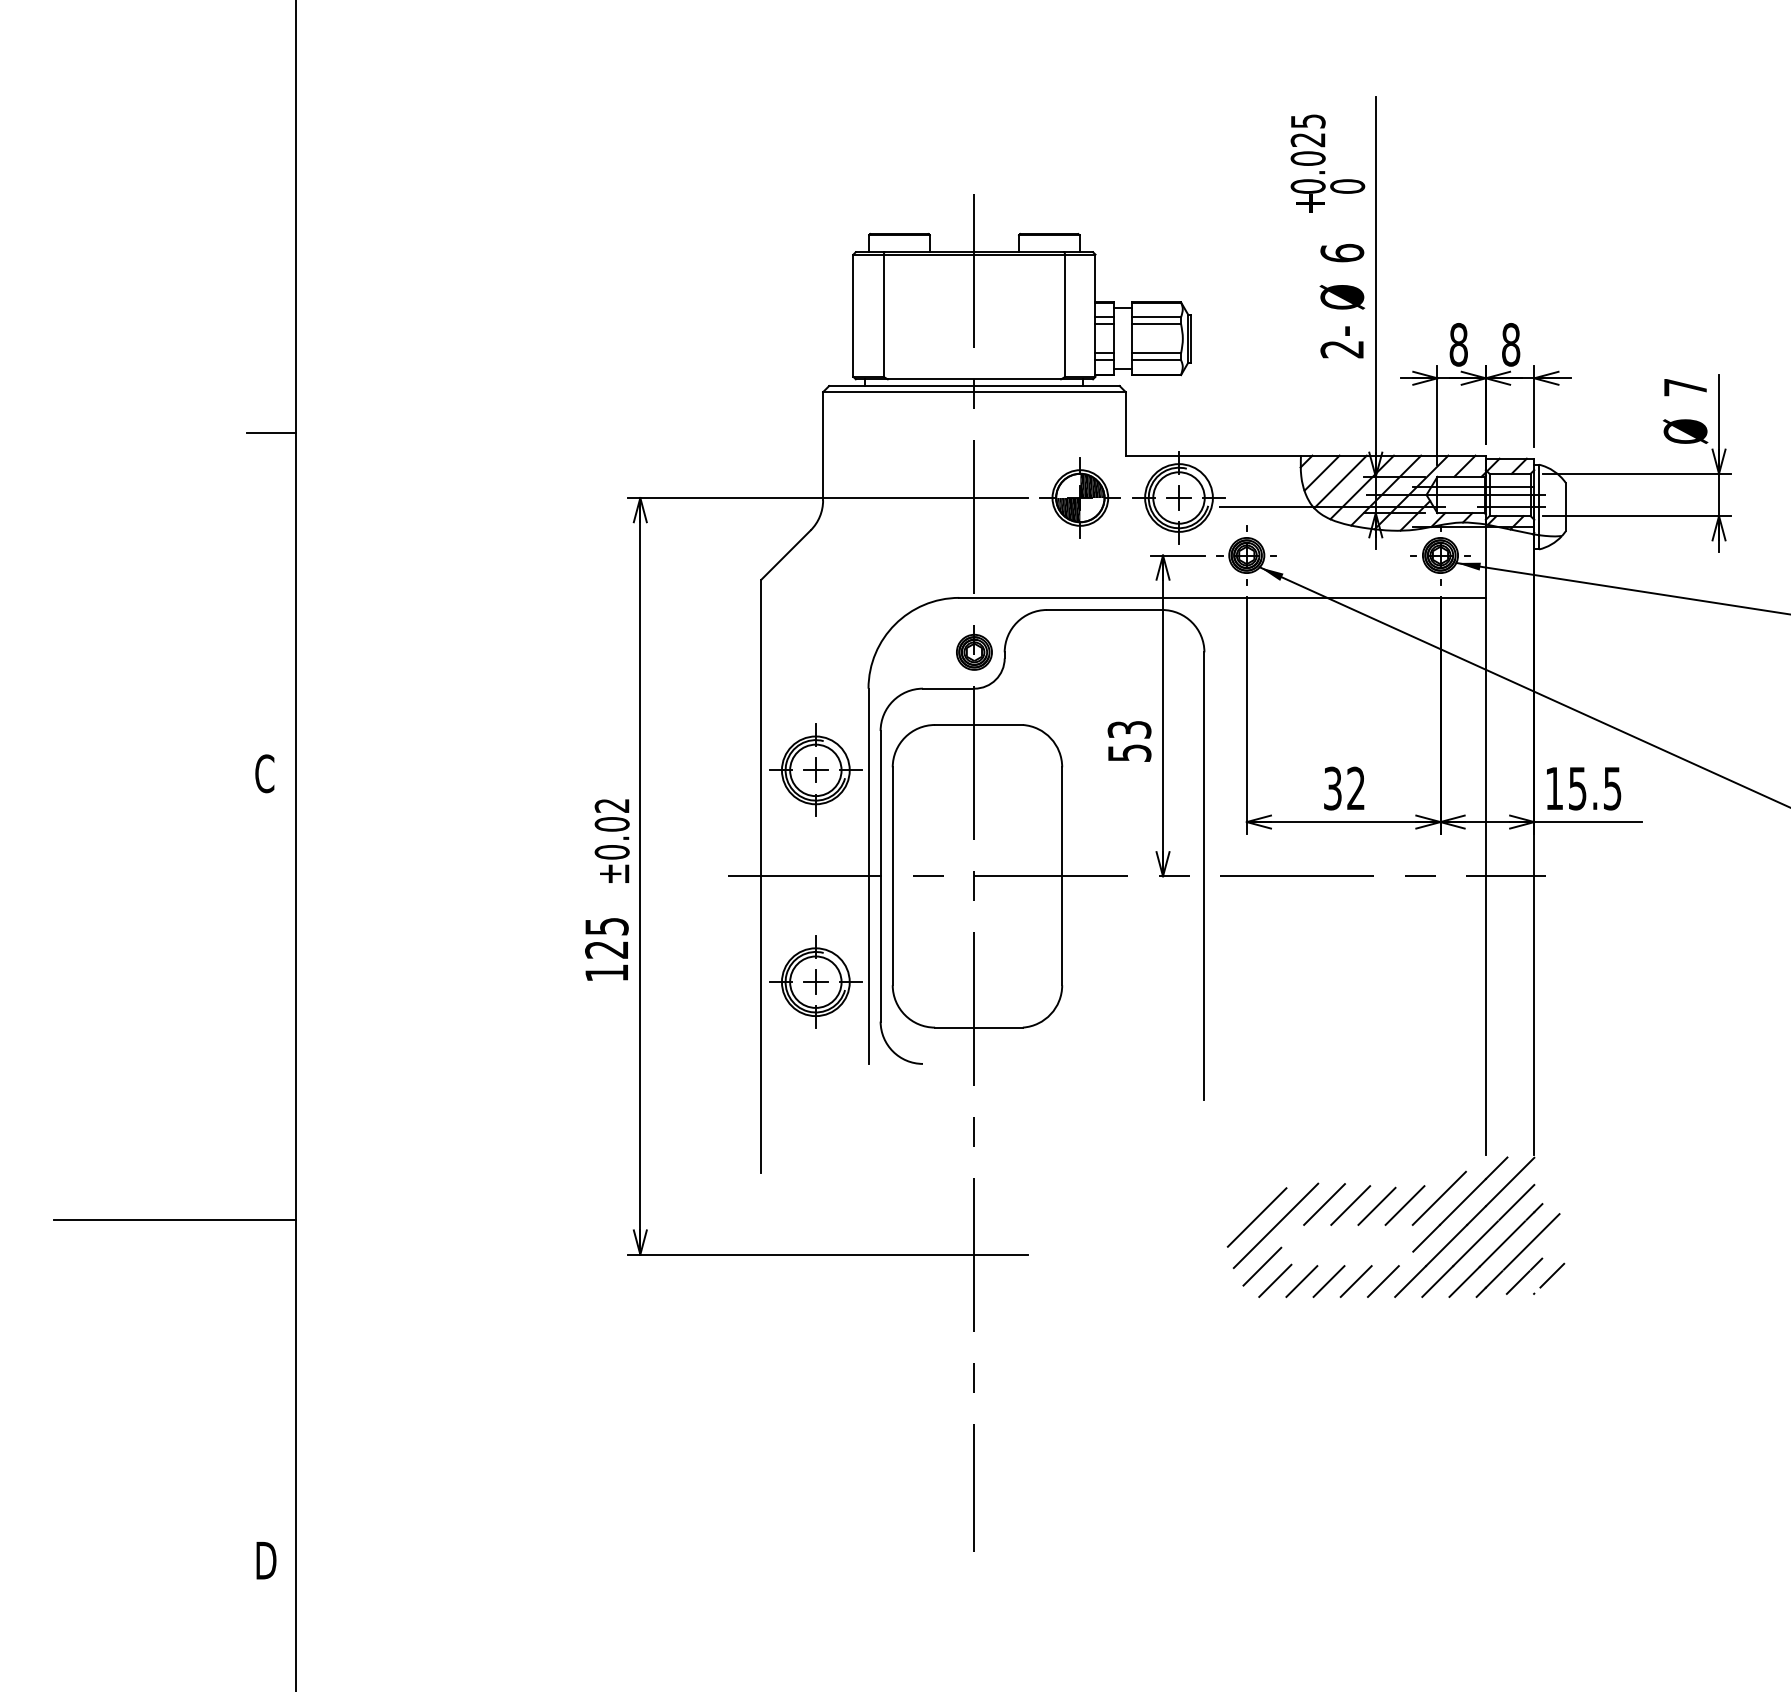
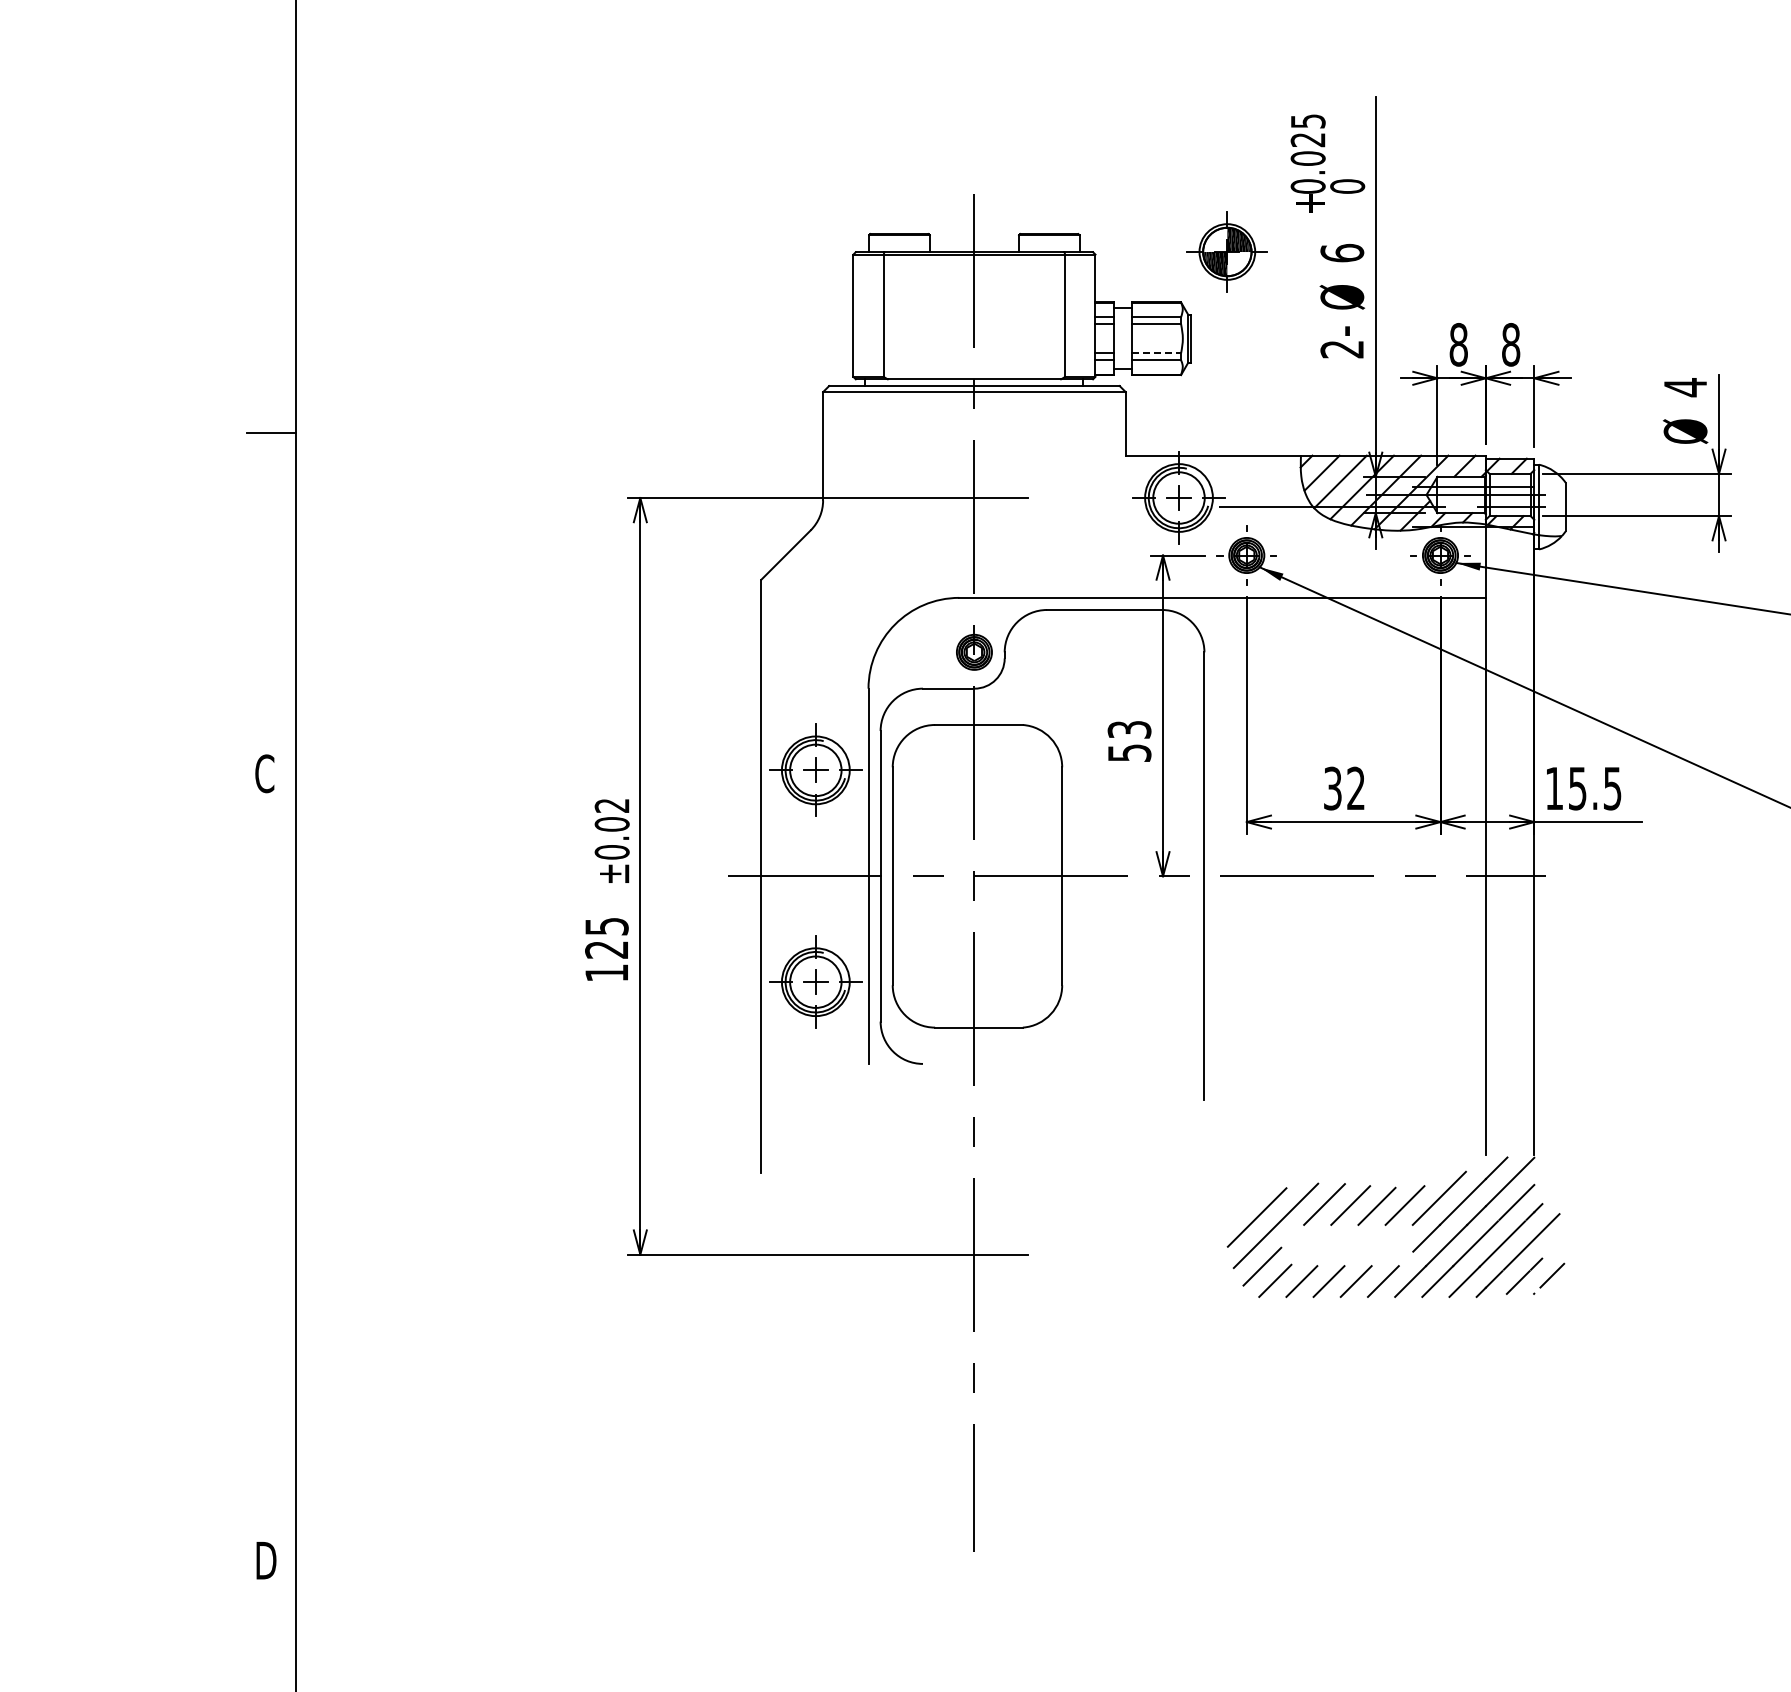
line: solid -> dashed (1156, 353)
text: 7 -> 4 (1685, 387)
part position: (1079, 497) -> (1226, 251) (1226, 251)
line: present -> none (174, 1219)
